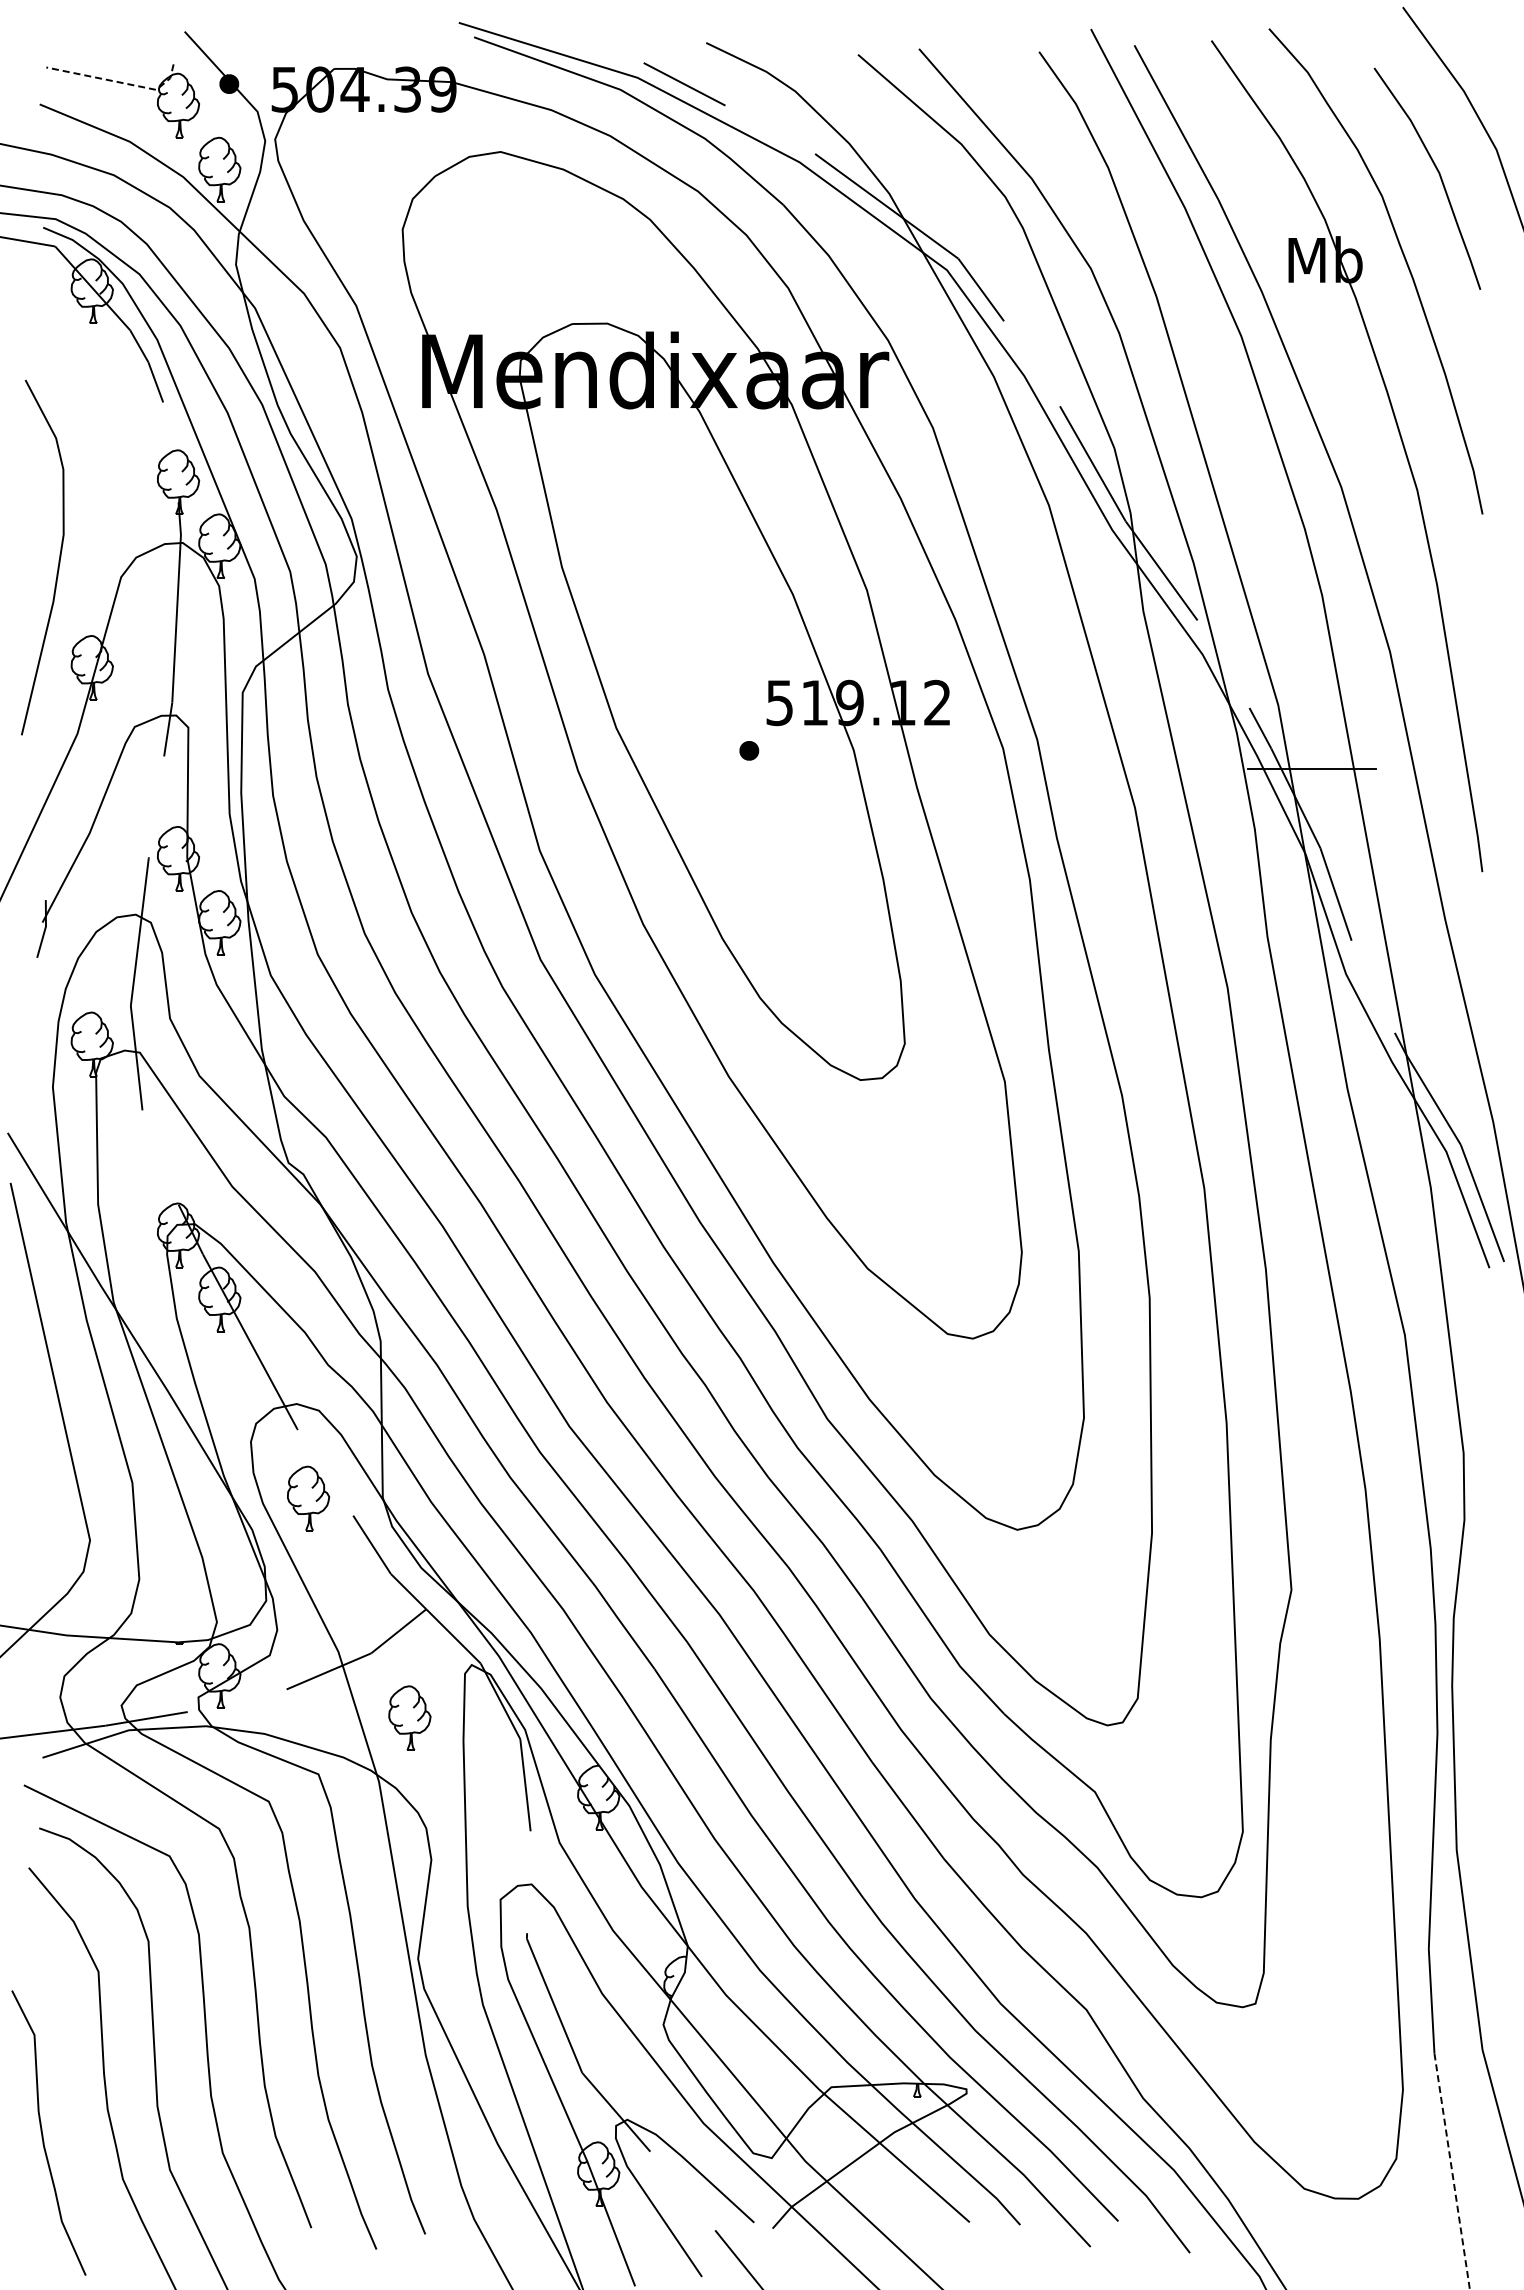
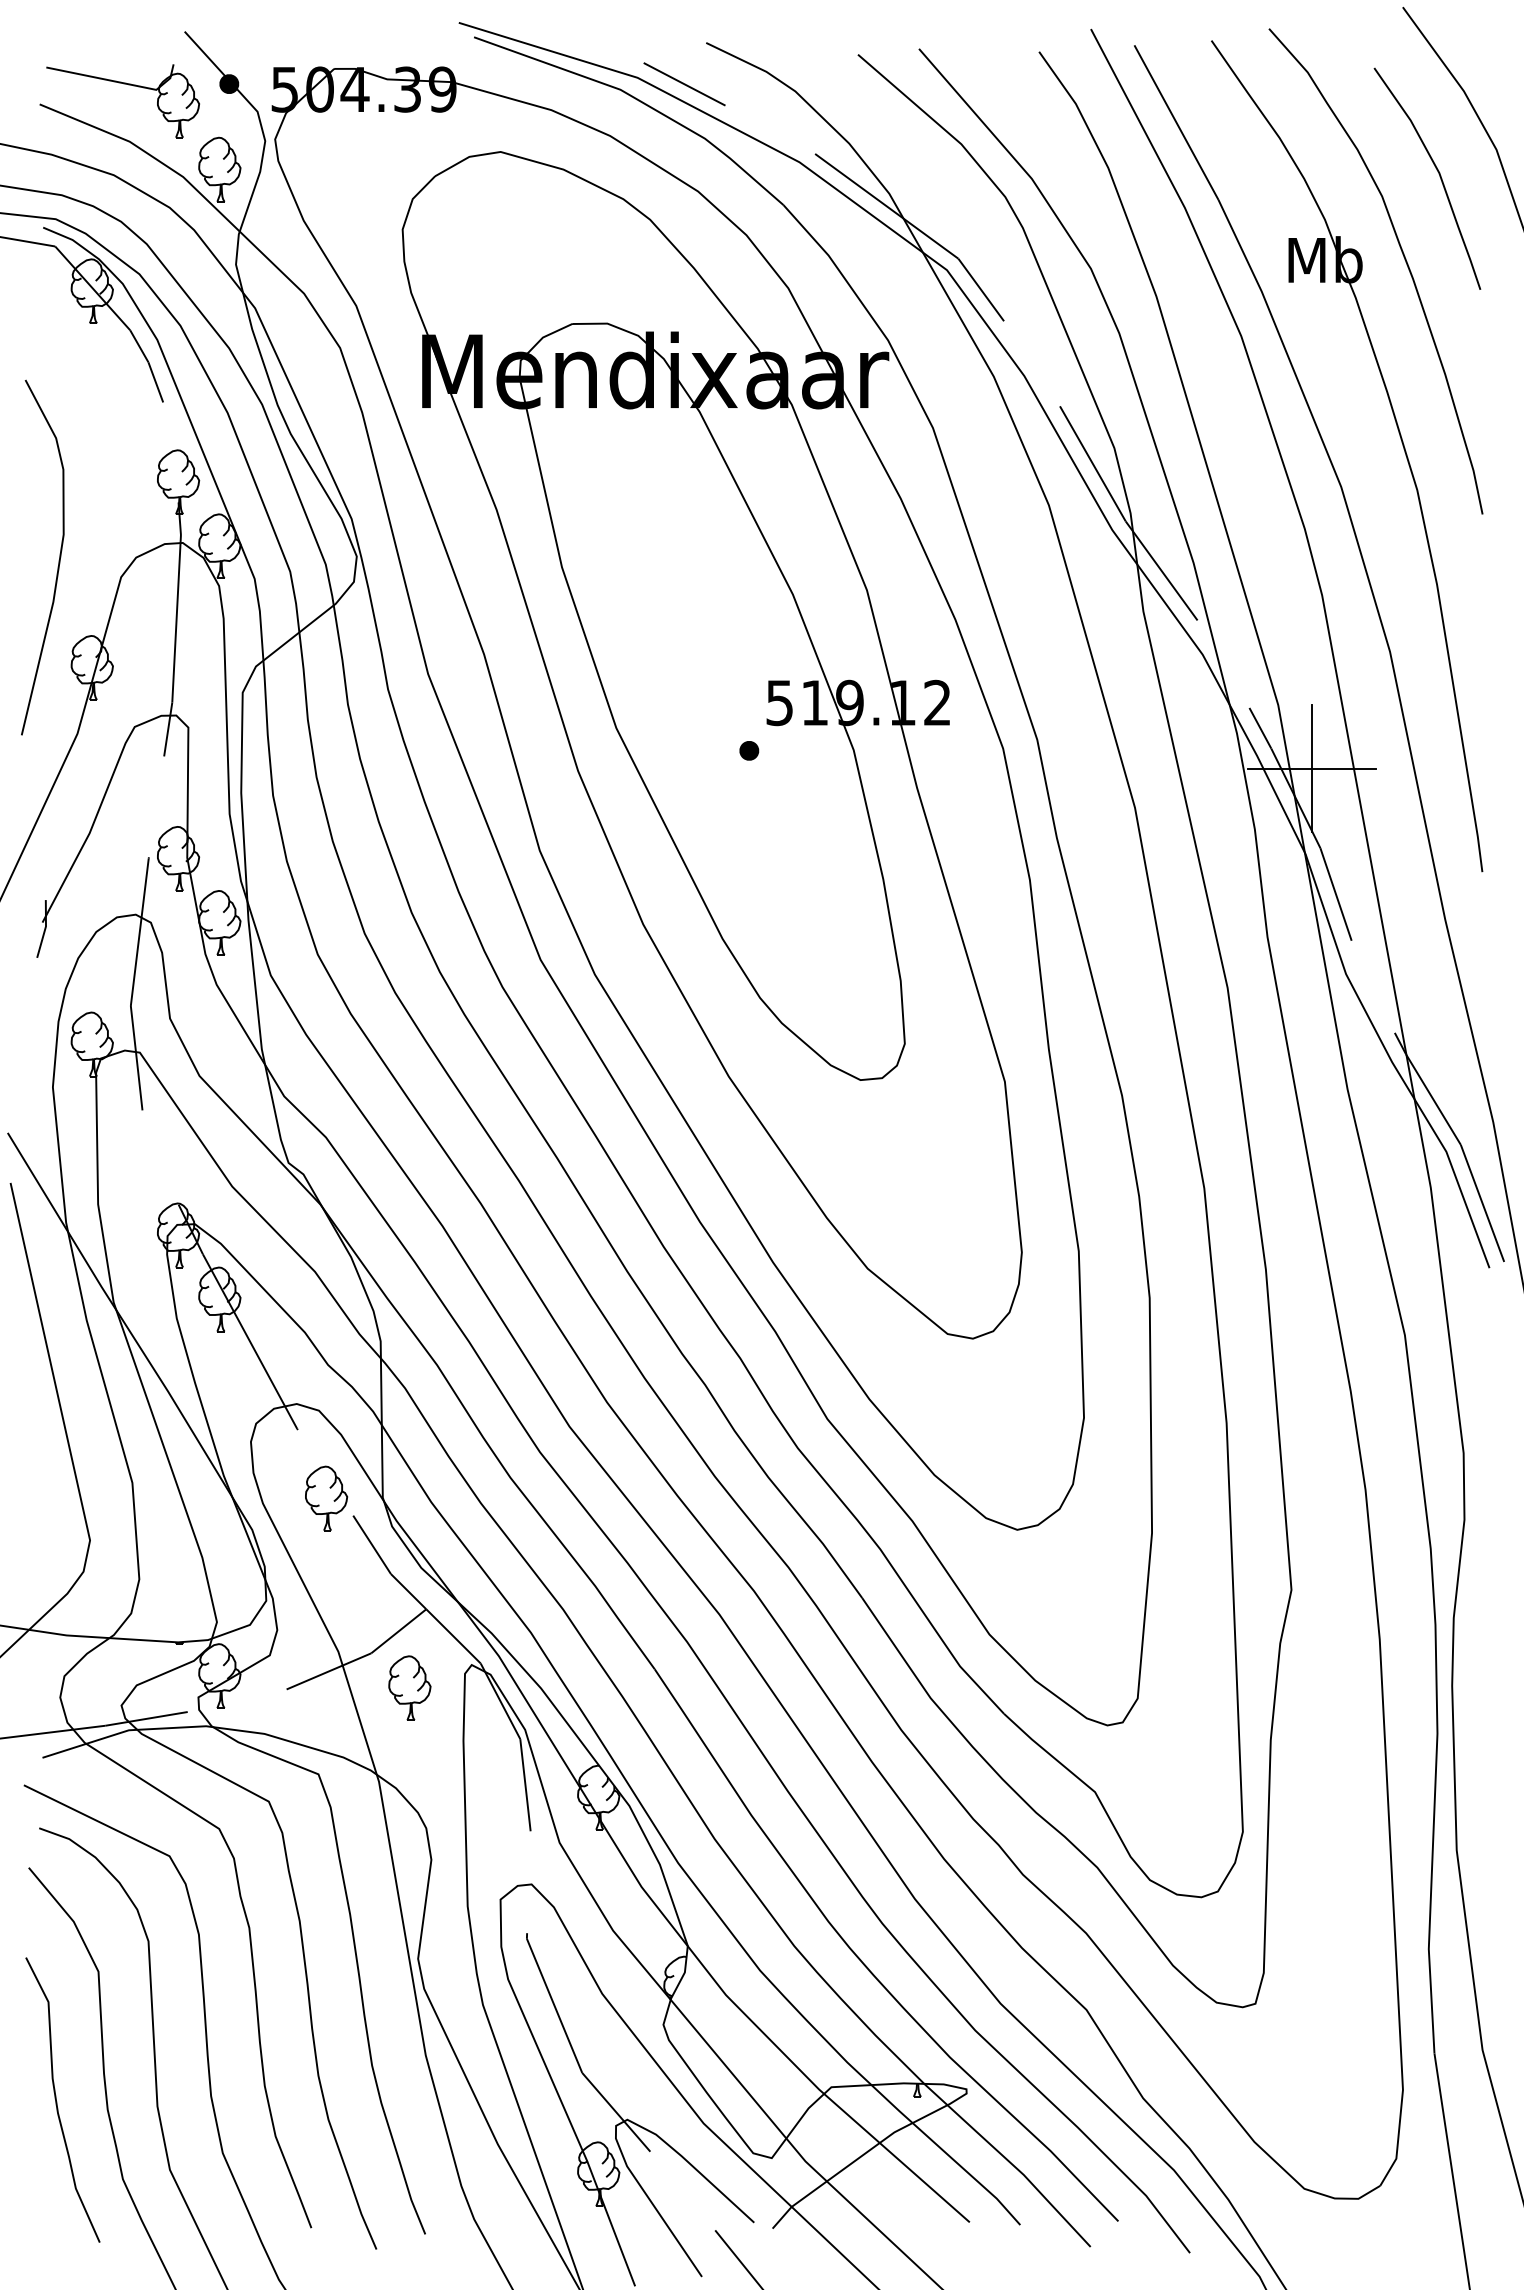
line: dashed -> solid (118, 82)
line: none -> present (1312, 768)
part position: (308, 1498) -> (326, 1498) (326, 1498)
part position: (409, 1717) -> (409, 1687) (409, 1687)
curve position: (43, 2134) -> (57, 2101) (57, 2101)
line: dashed -> solid (1452, 2172)
